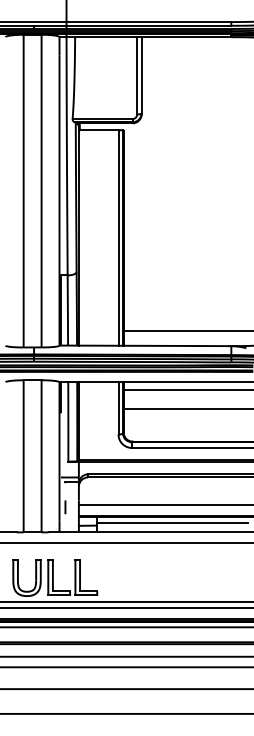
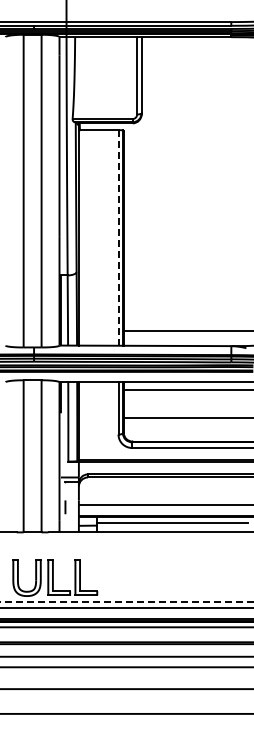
line: solid -> dashed (118, 237)
line position: (186, 409) -> (186, 418) (186, 418)
line: present -> none (126, 542)
line: solid -> dashed (127, 601)
